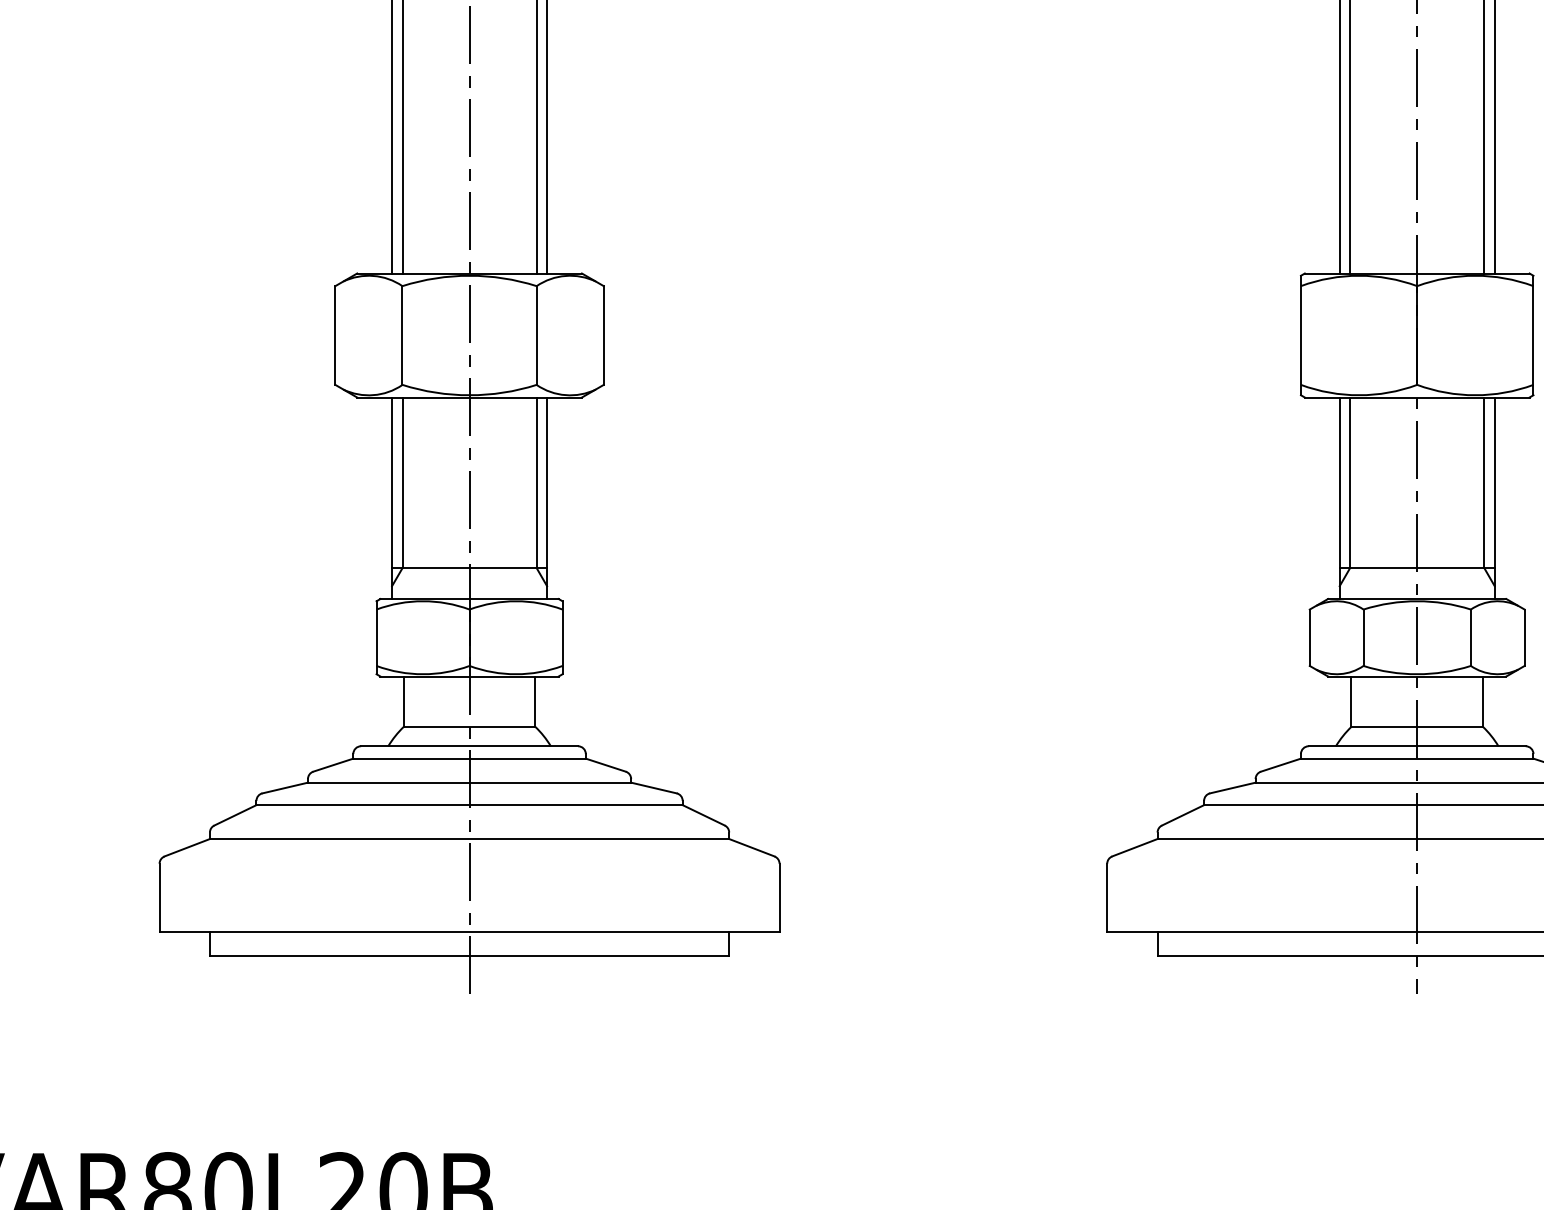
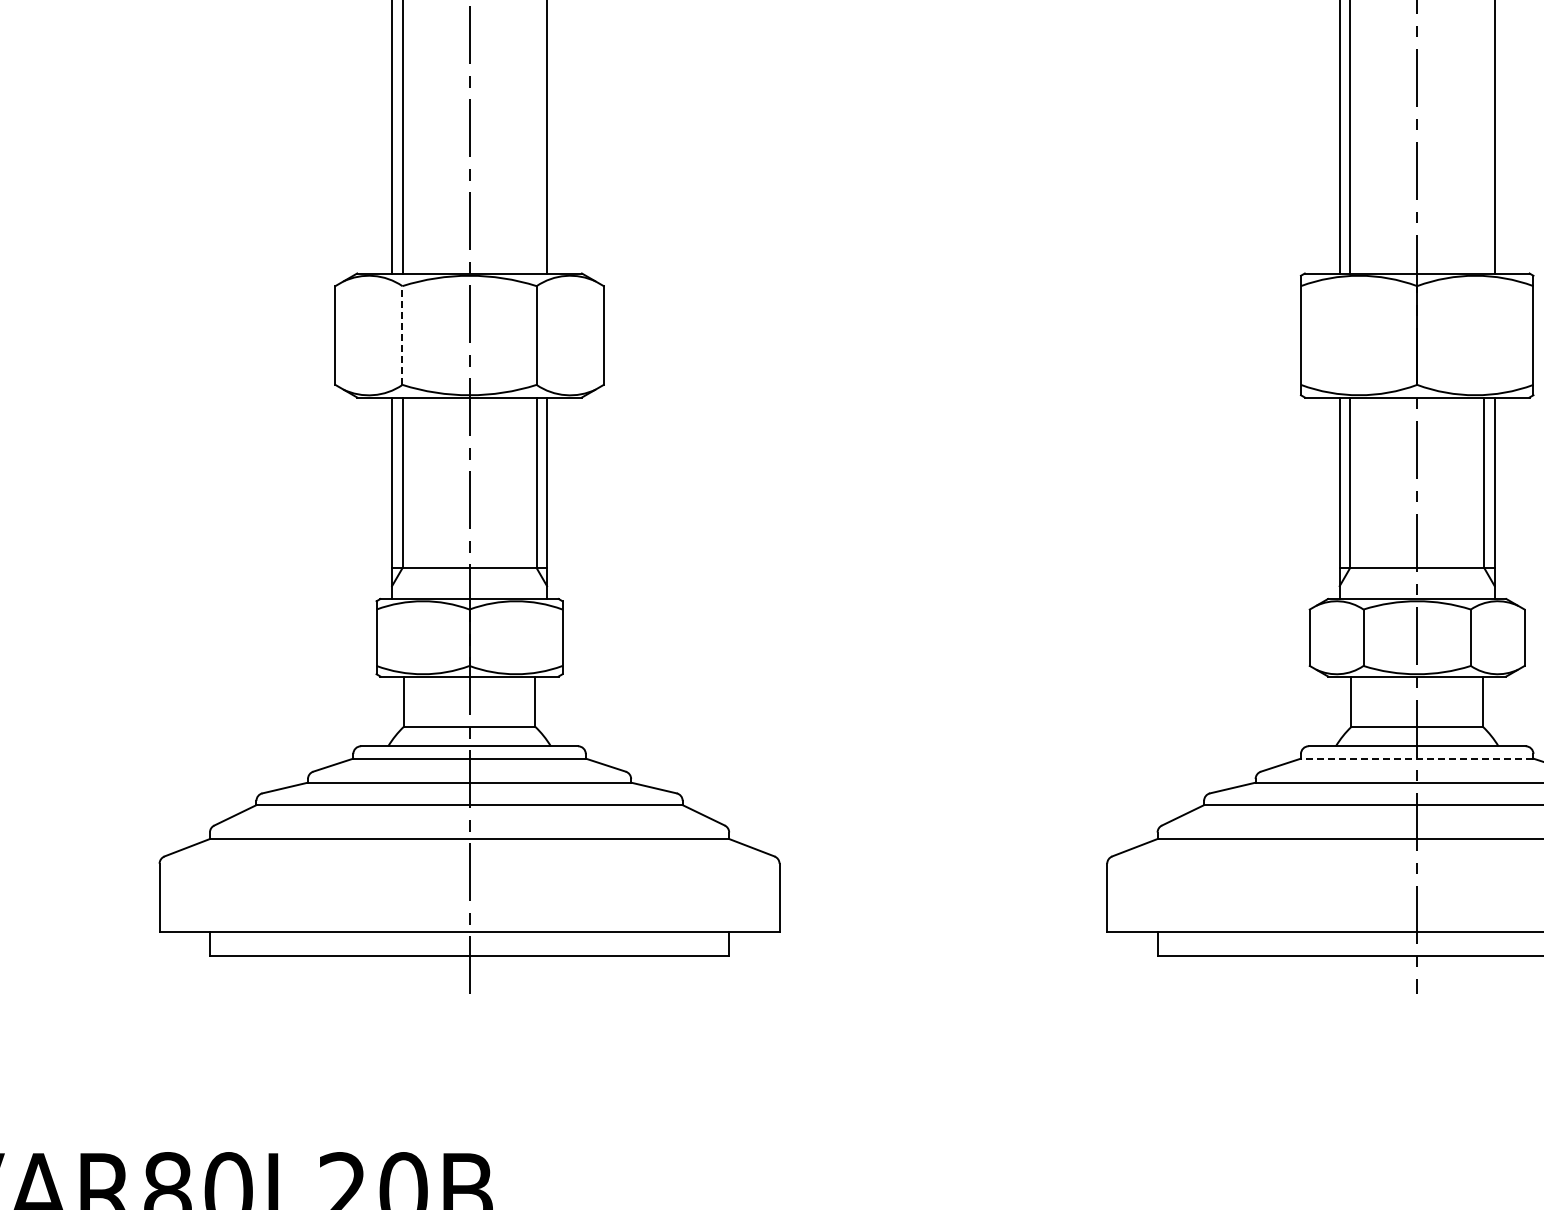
line: present -> none (536, 137)
line: present -> none (1484, 137)
line: solid -> dashed (402, 335)
line: solid -> dashed (1416, 758)
